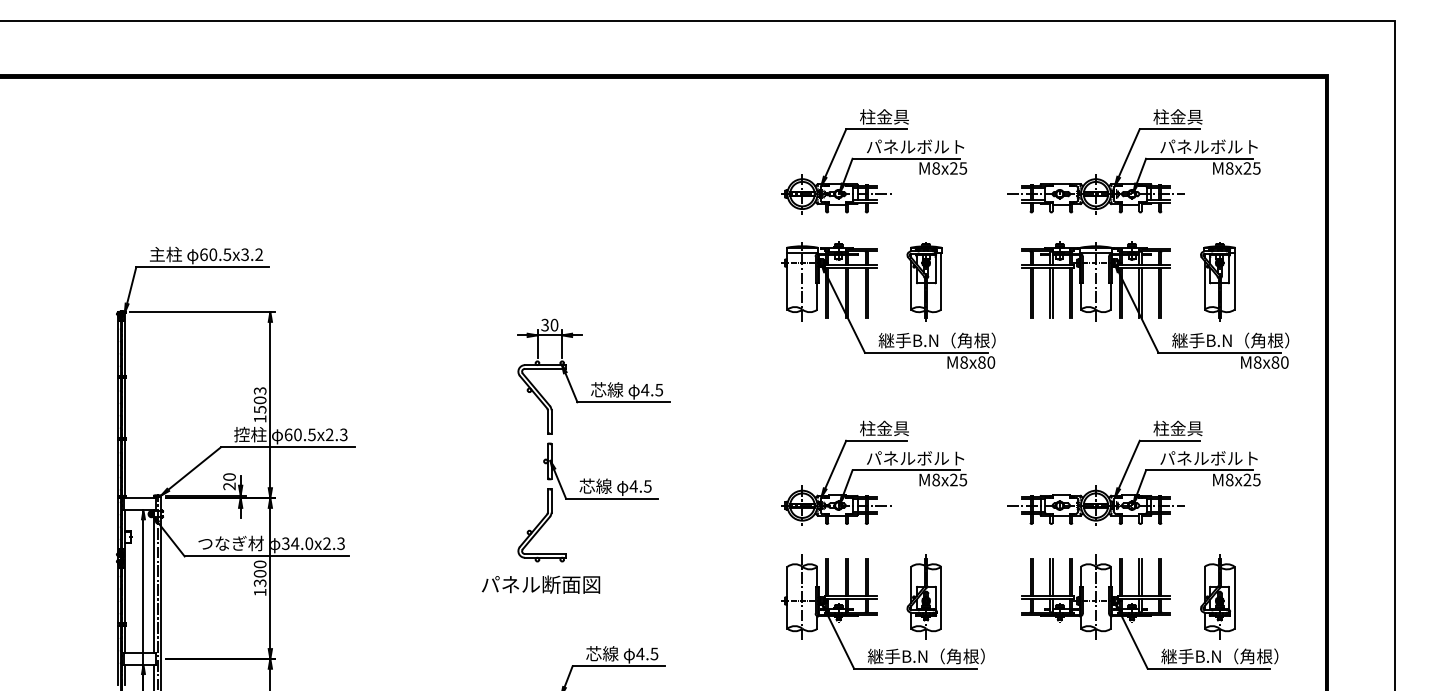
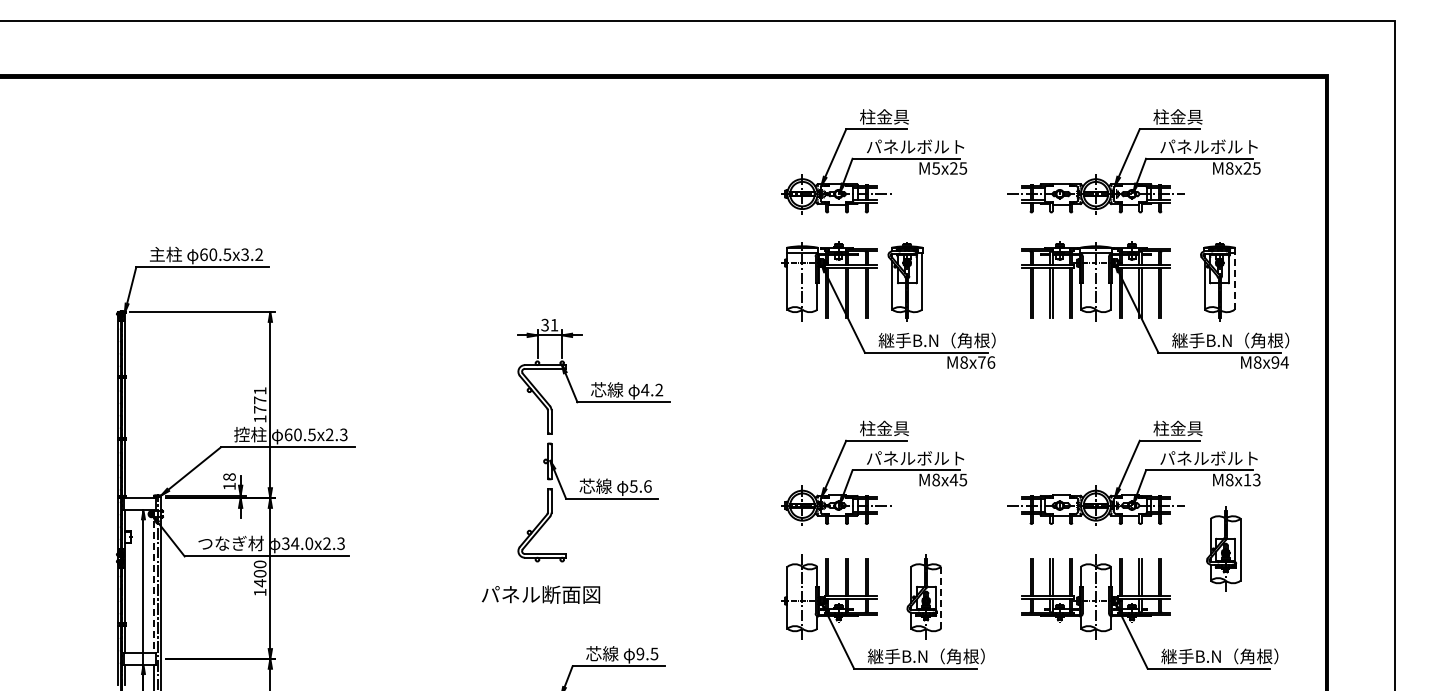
text: M8x25 -> M5x25 (936, 168)
line: solid -> dashed (1234, 280)
part position: (924, 281) -> (905, 281) (905, 281)
text: 30 -> 31 (554, 324)
text: M8x80 -> M8x76 (986, 362)
text: M8x80 -> M8x94 (1279, 362)
text: 4.5 -> 4.2 (659, 389)
text: 1503 -> 1771 (259, 400)
text: M8x25 -> M8x45 (953, 479)
text: M8x25 -> M8x13 (1251, 479)
text: 20 -> 18 (229, 481)
text: 4.5 -> 5.6 (640, 486)
line: solid -> dashed (153, 582)
text: 1300 -> 1400 (259, 583)
text position: (540, 584) -> (540, 594) (540, 594)
part position: (1217, 596) -> (1223, 548) (1223, 548)
line: solid -> dashed (941, 597)
text: 4.5 -> 9.5 (640, 653)
